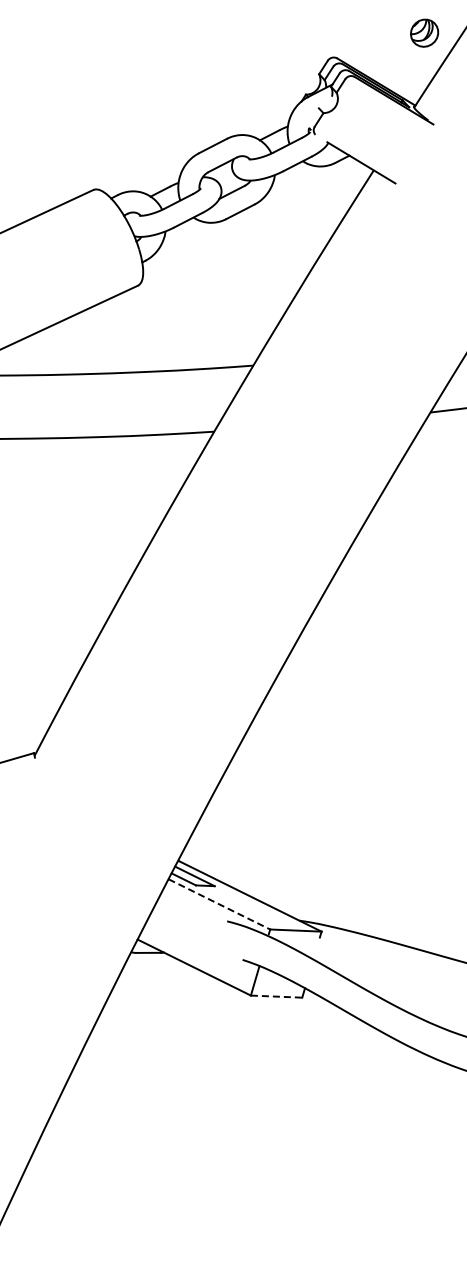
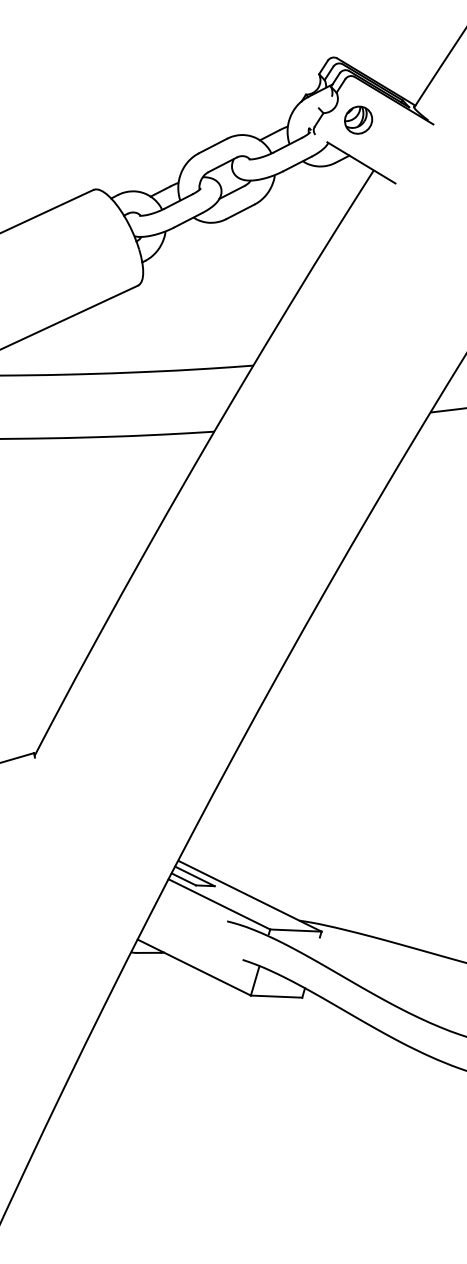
part position: (424, 32) -> (358, 119) (358, 119)
line: dashed -> solid (219, 904)
line: dashed -> solid (276, 996)
